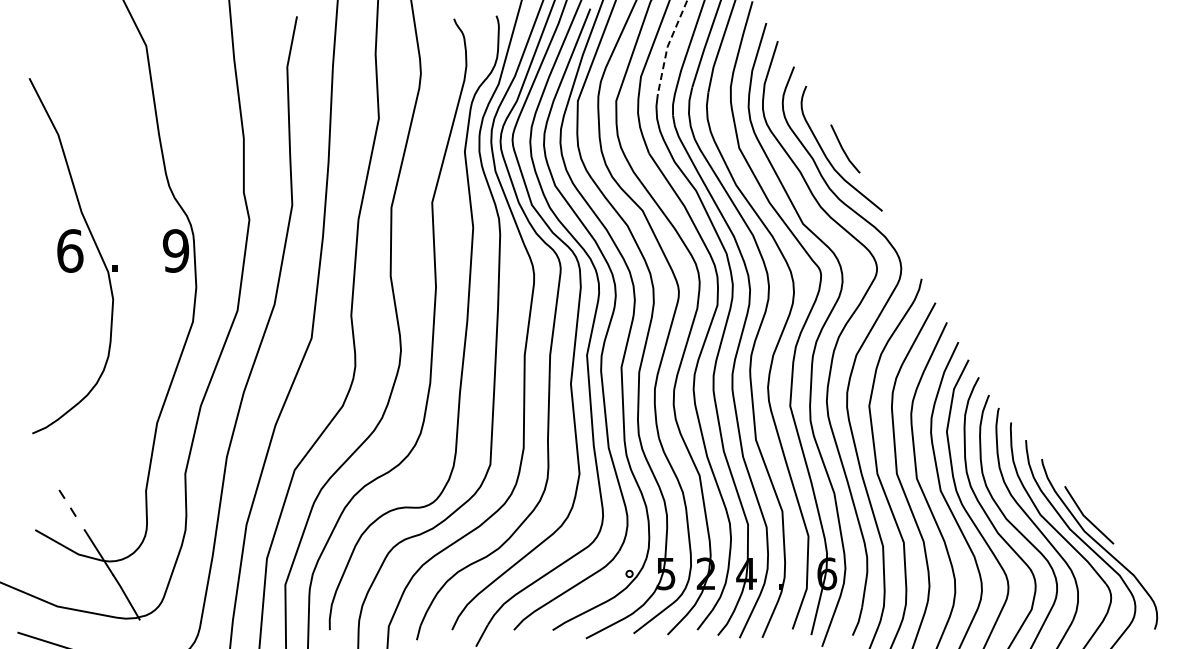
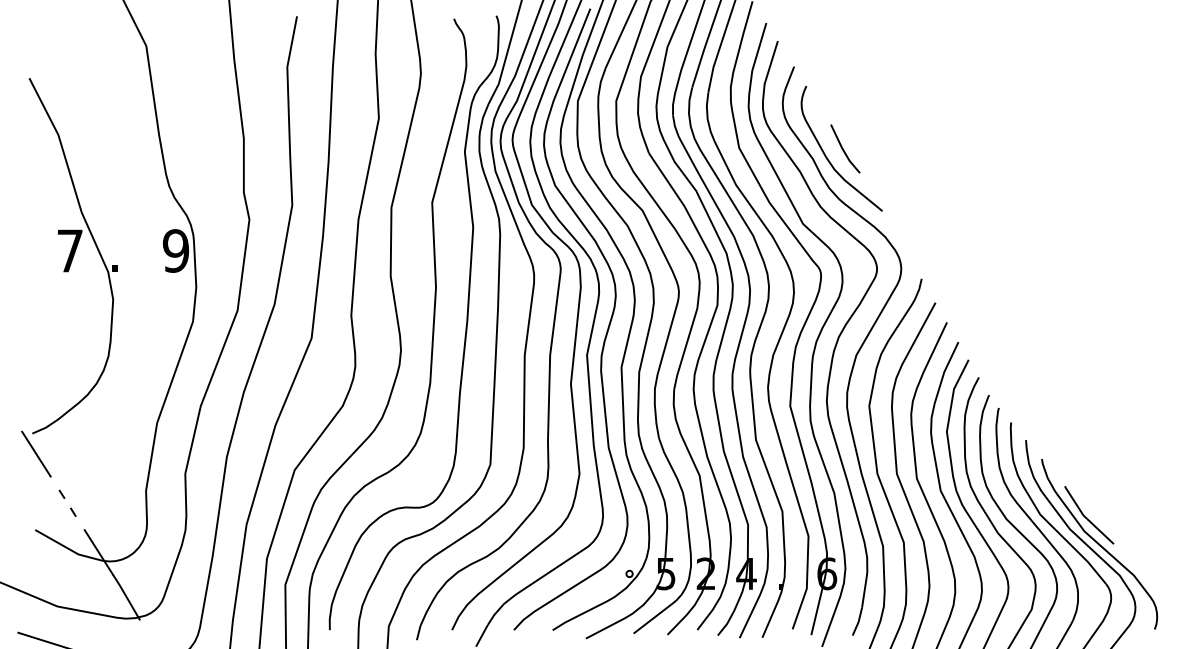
line: dashed -> solid (667, 46)
text: 6 -> 7 (70, 250)
line: none -> present (36, 453)
